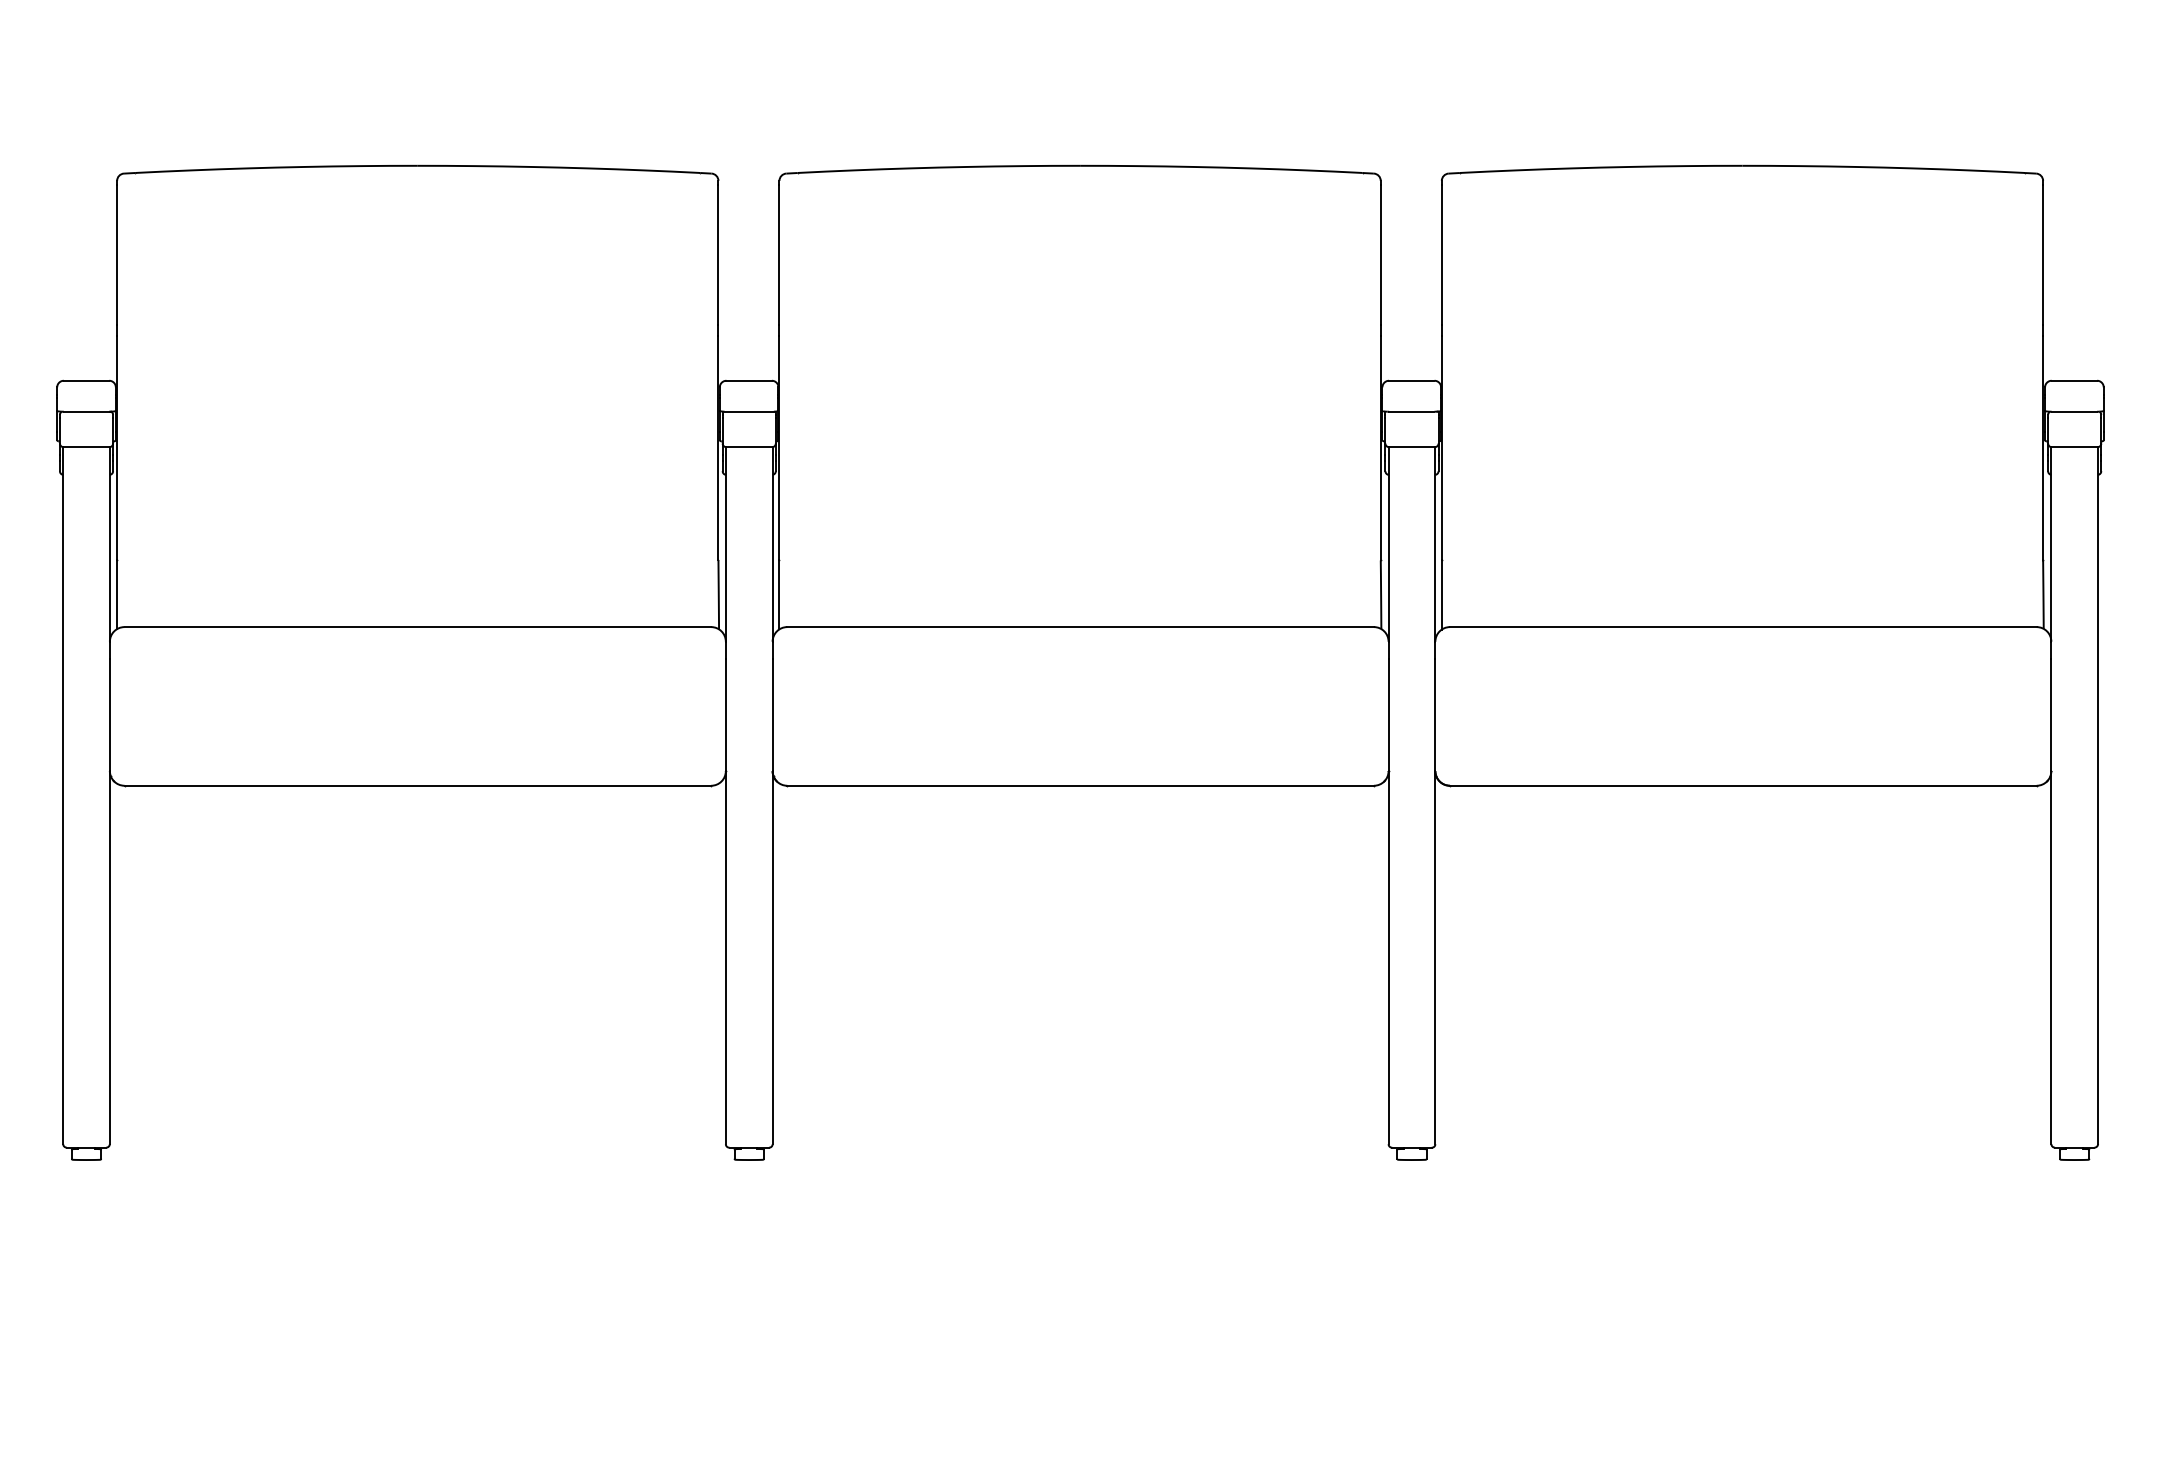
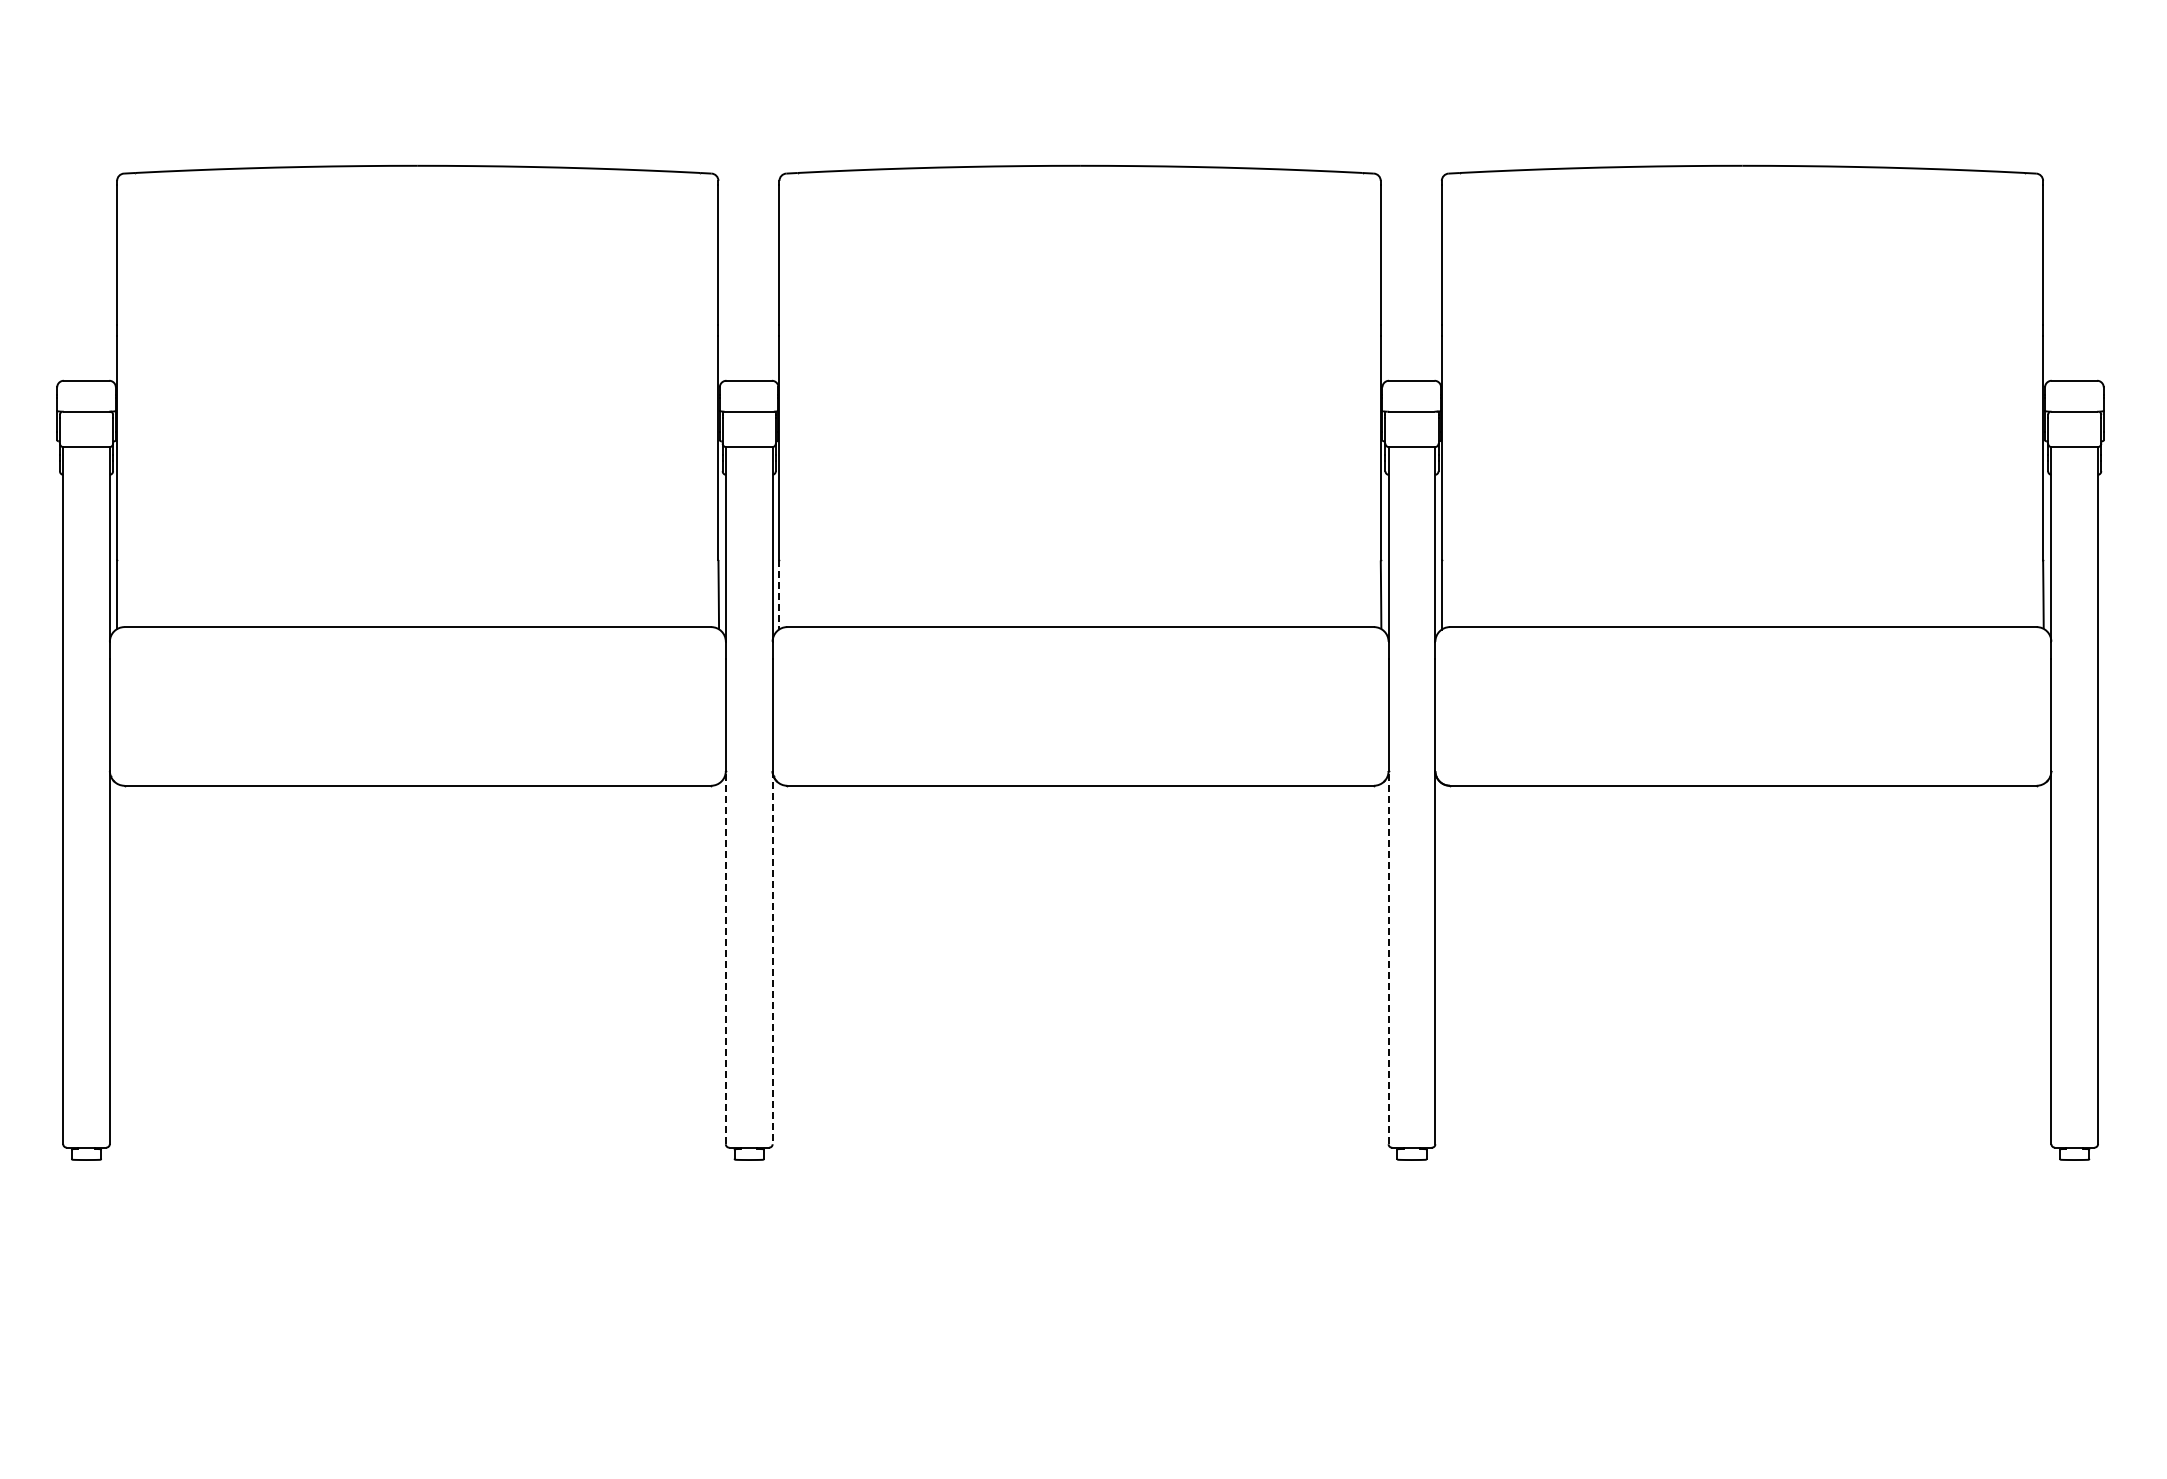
line: solid -> dashed (779, 595)
line: solid -> dashed (725, 957)
line: solid -> dashed (772, 957)
line: solid -> dashed (1388, 957)
